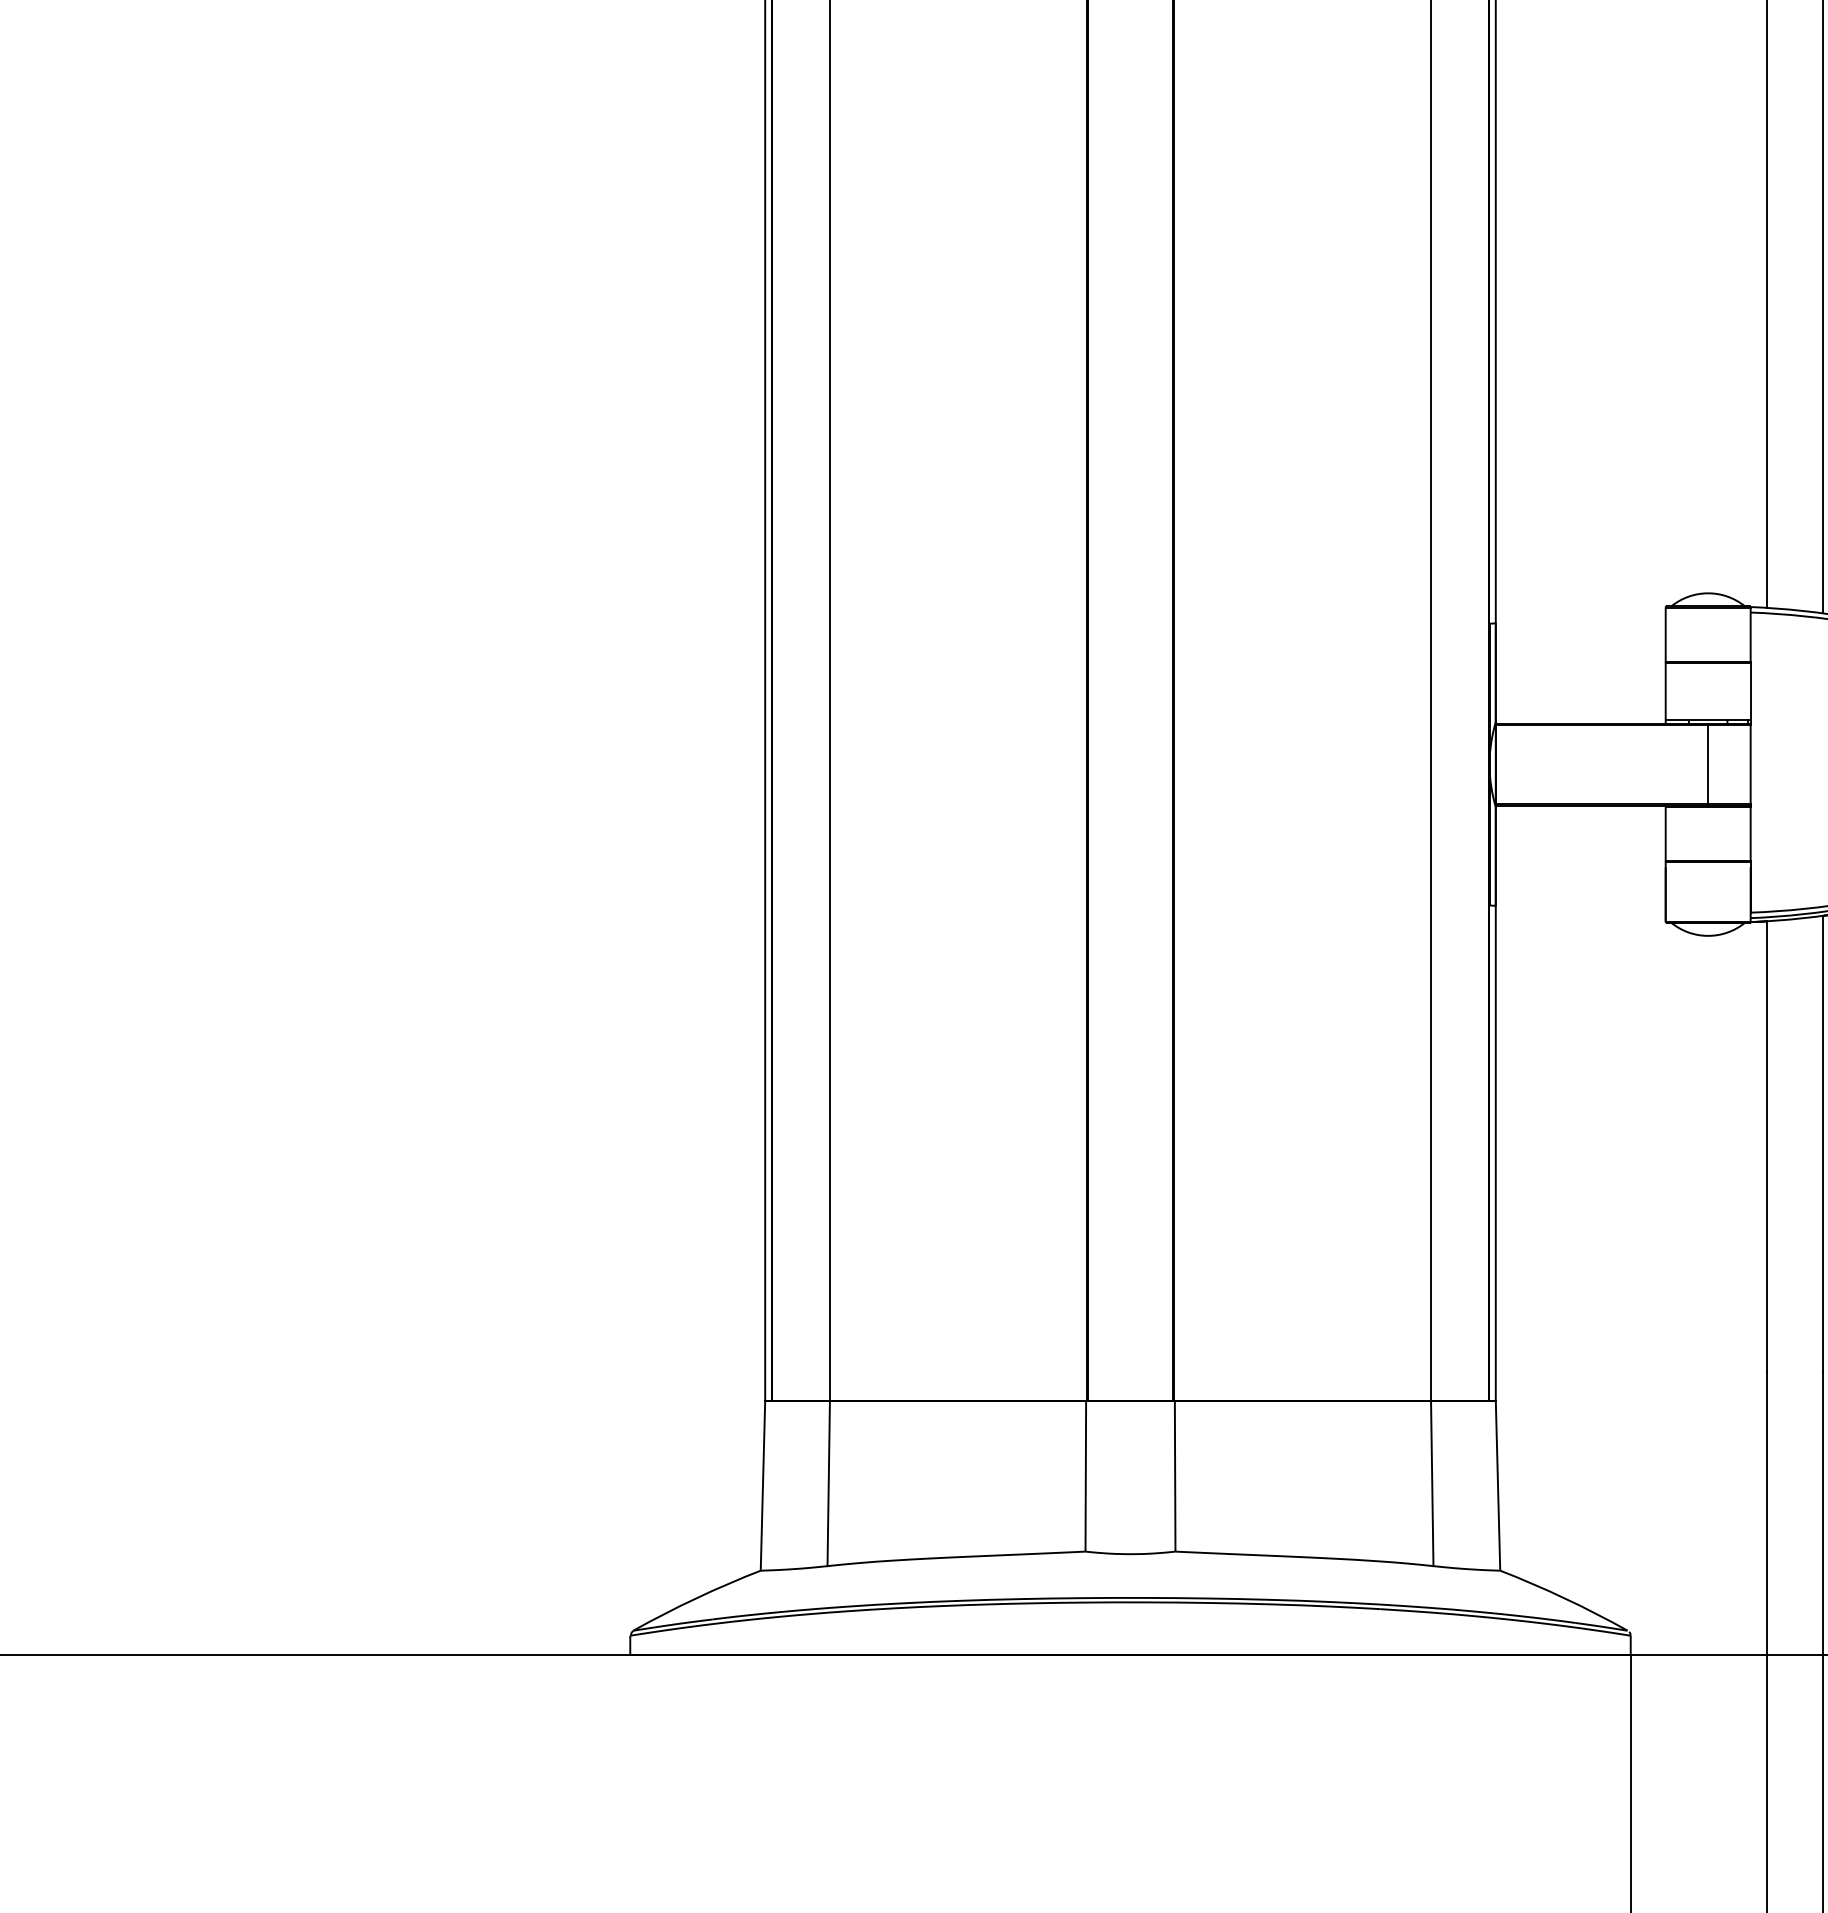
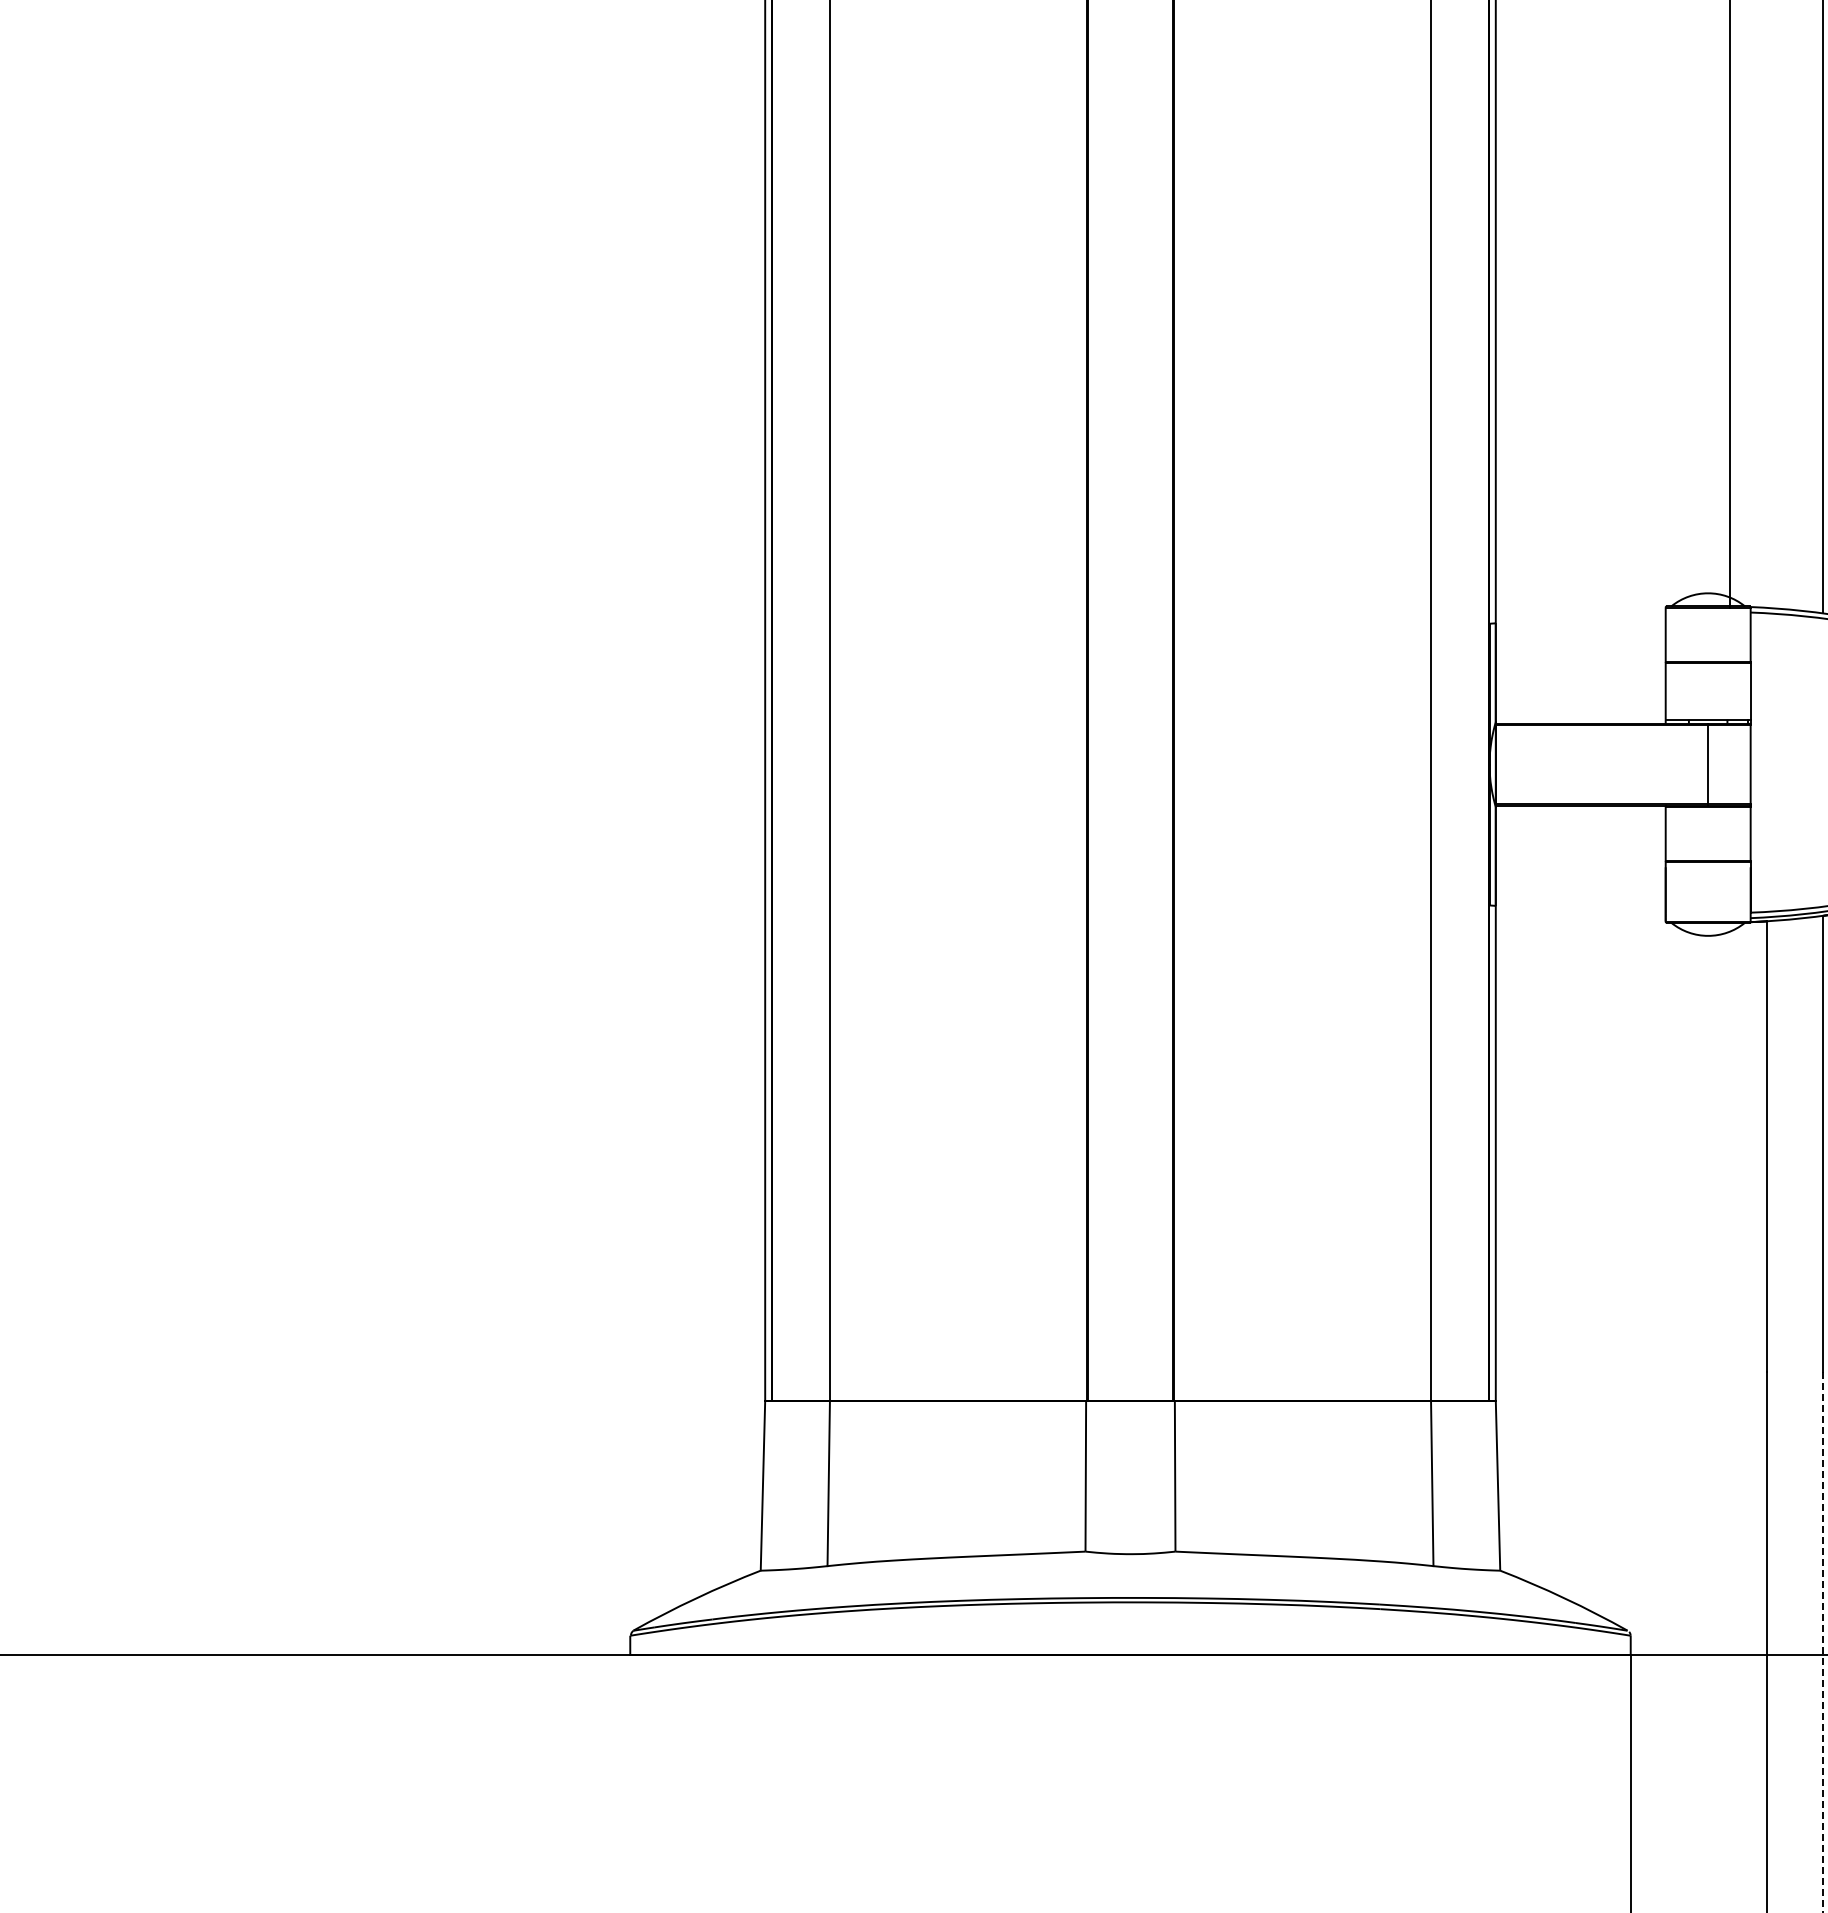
line position: (1766, 304) -> (1729, 304) (1729, 304)
line: solid -> dashed (1823, 1642)
